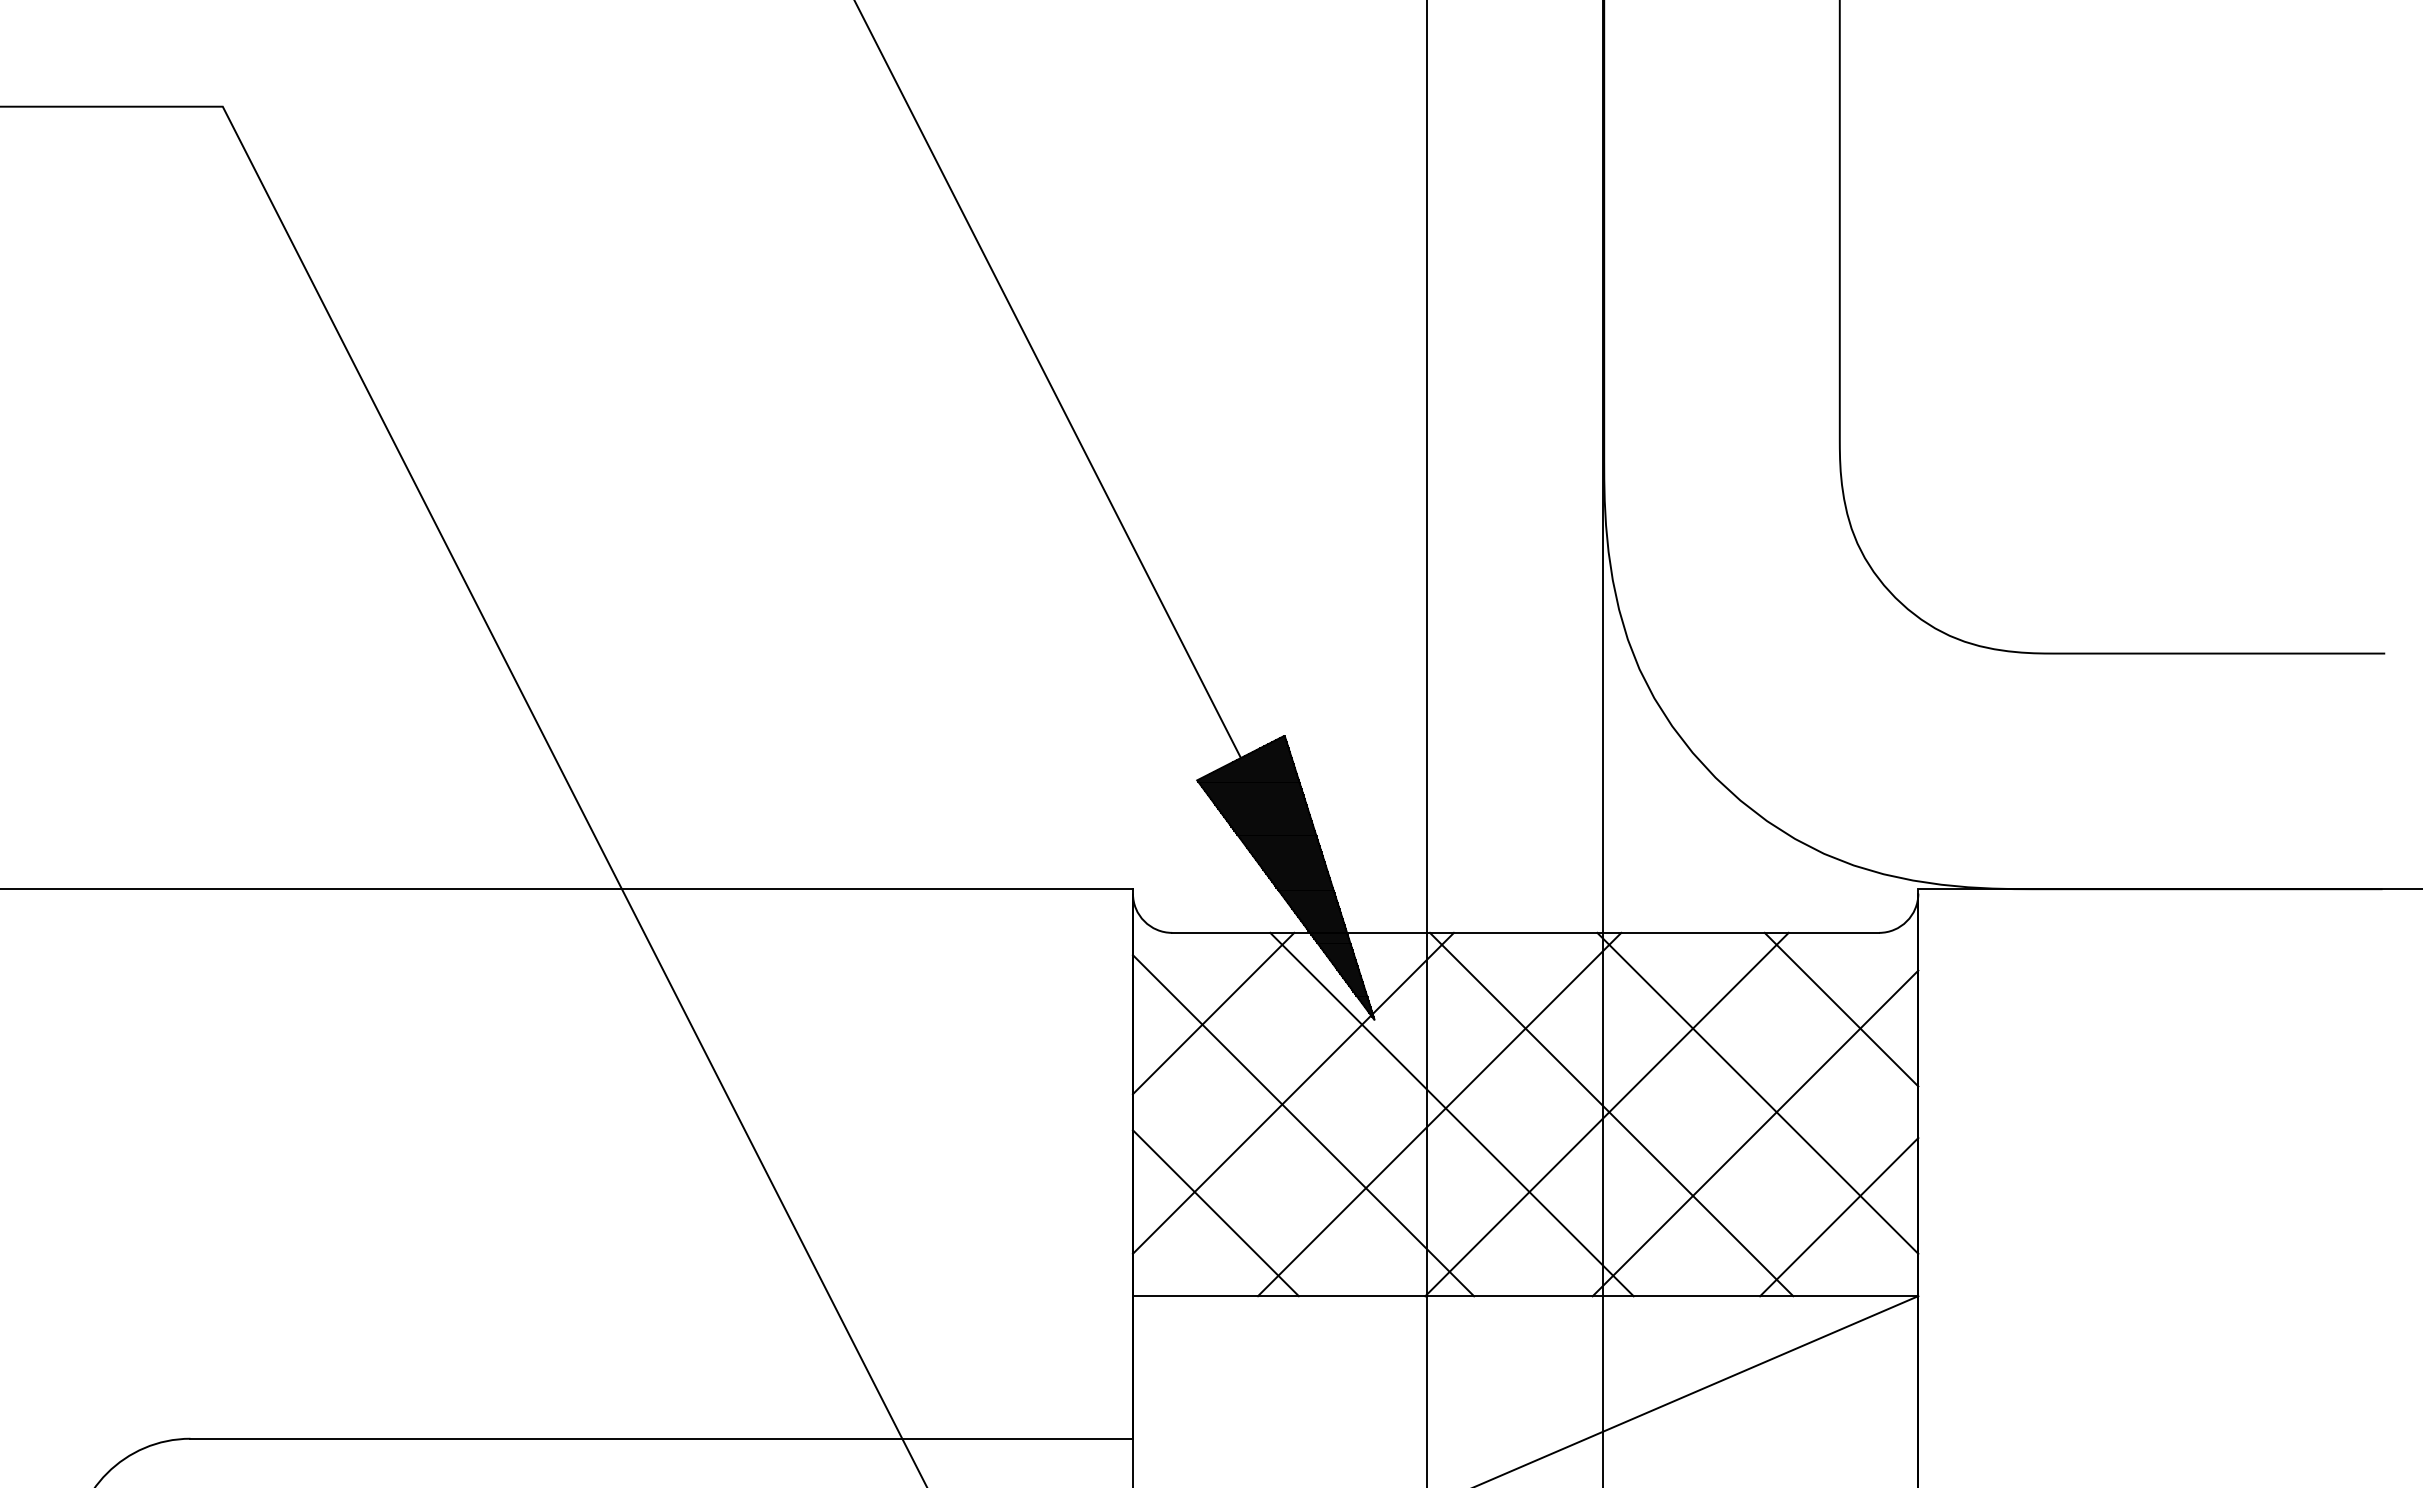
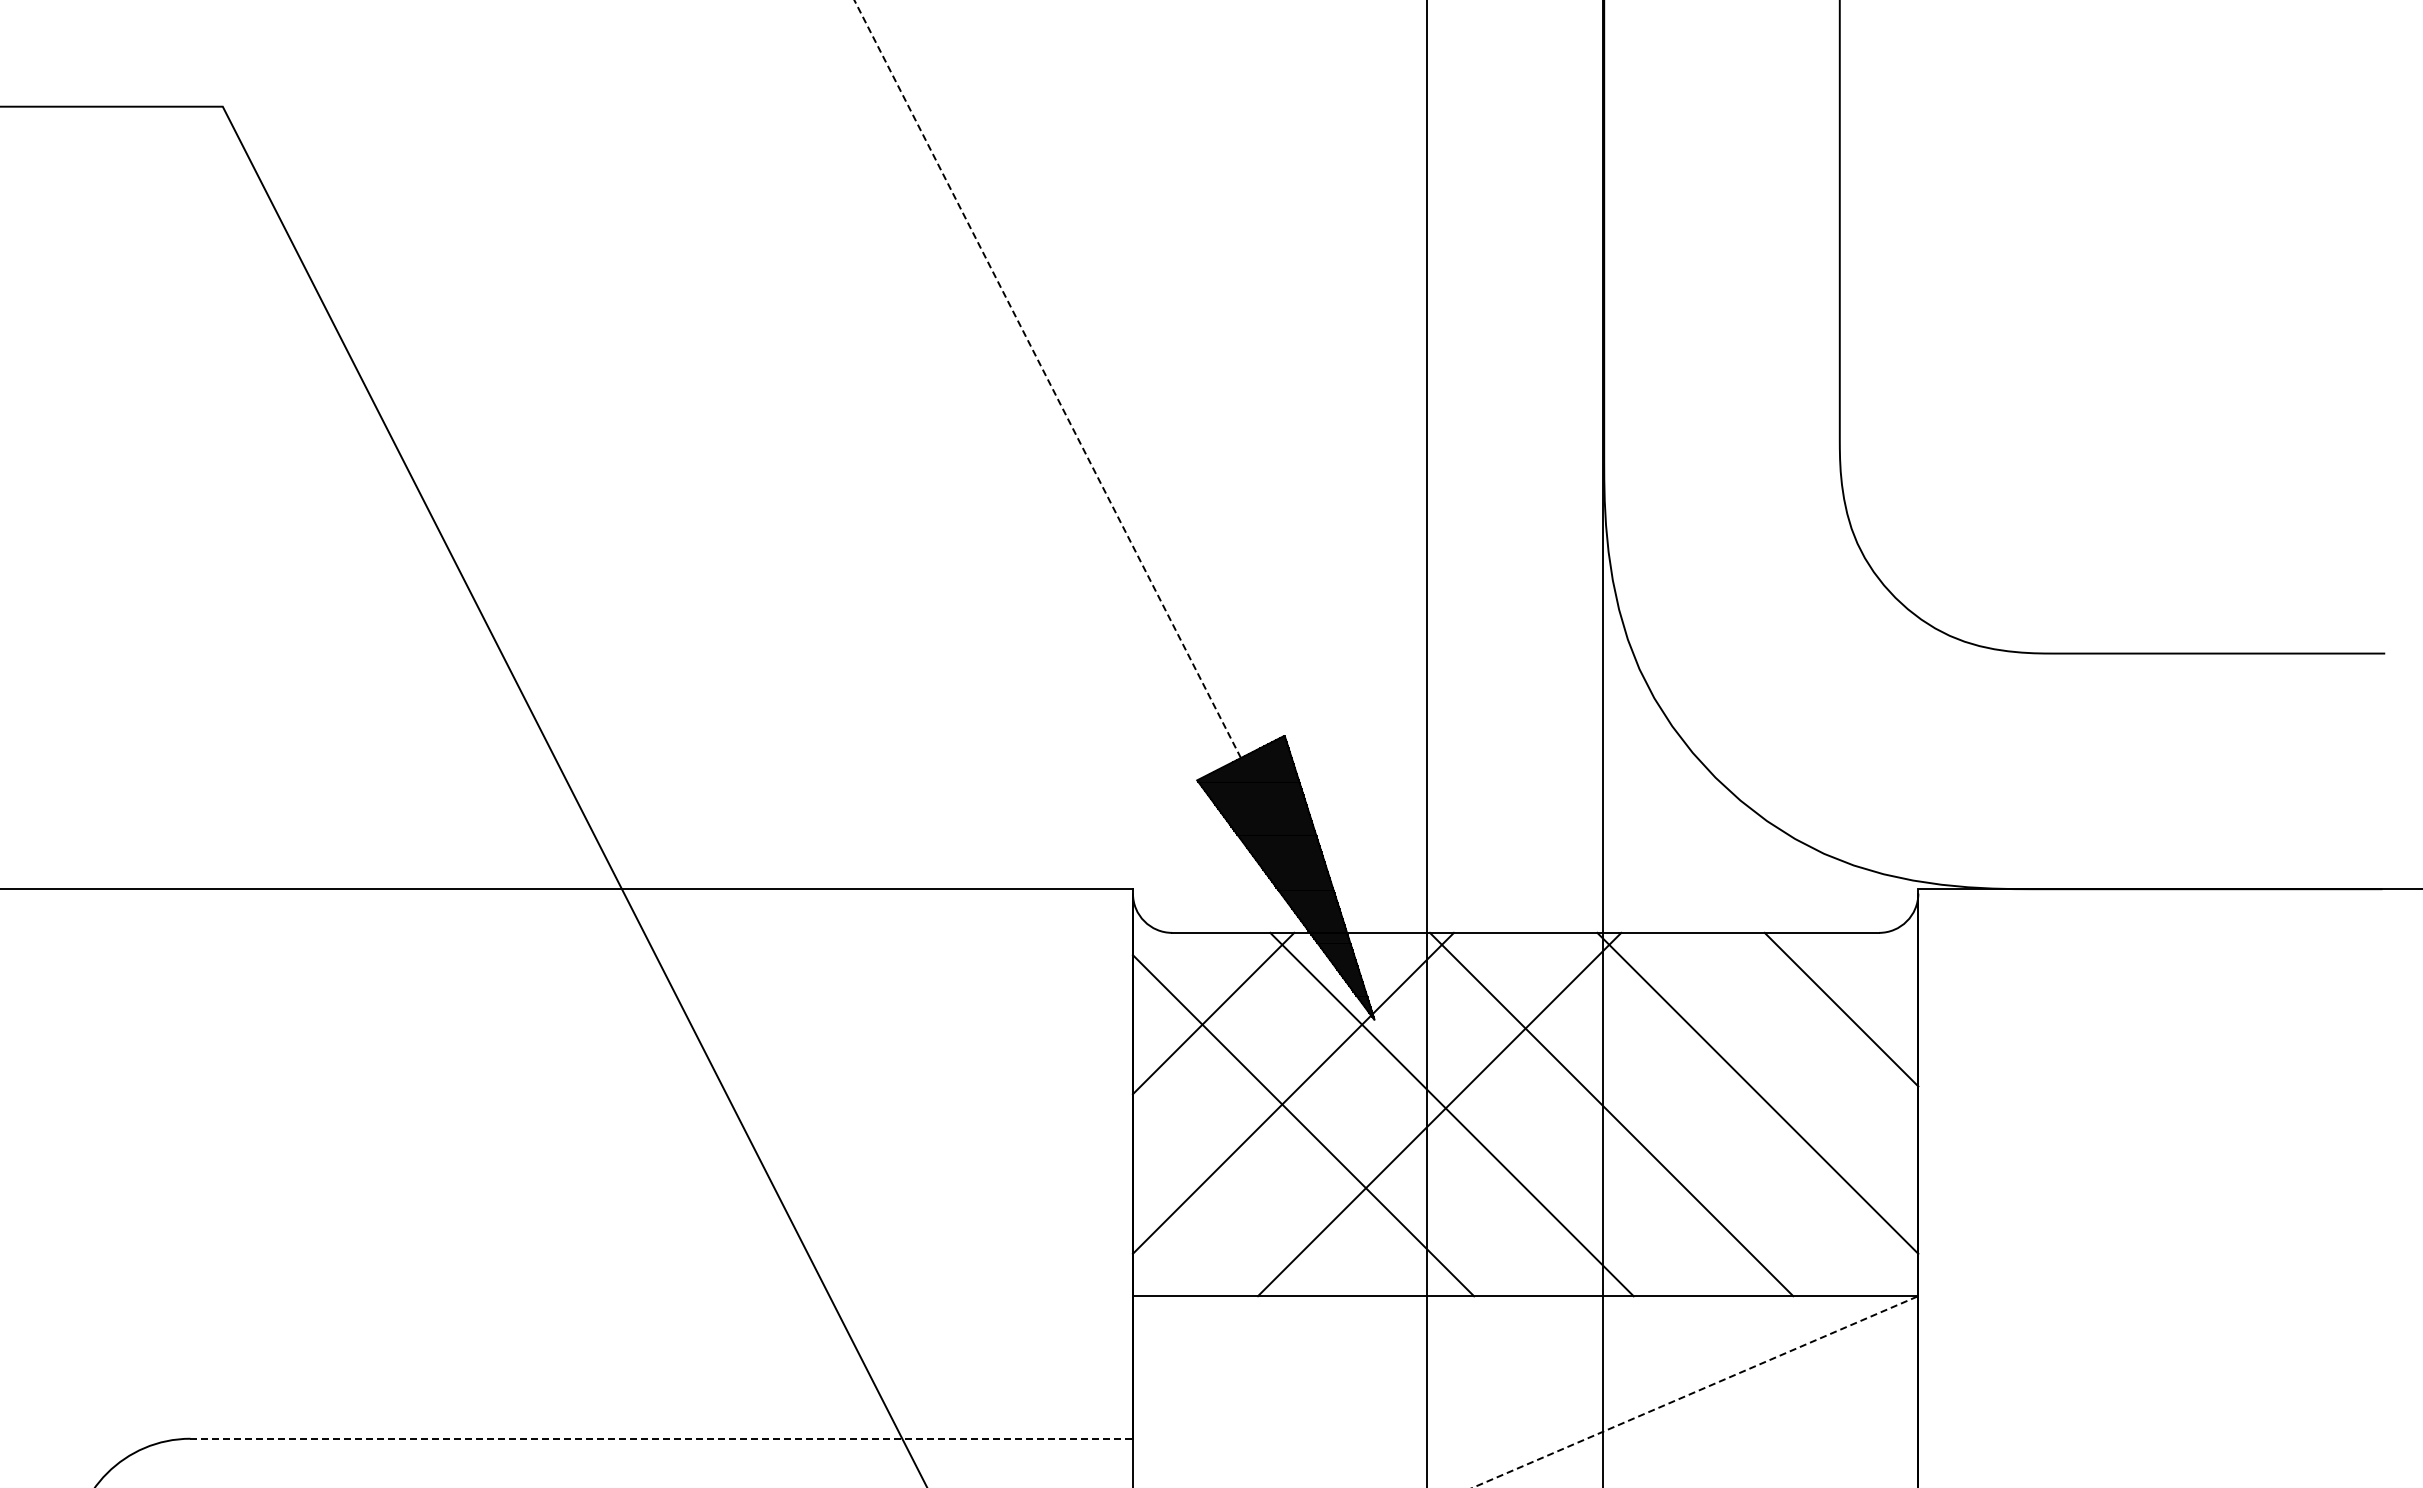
line: solid -> dashed (1047, 378)
line: present -> none (1606, 1114)
line: present -> none (1755, 1133)
line: present -> none (1215, 1213)
line: present -> none (1839, 1217)
line: solid -> dashed (1696, 1391)
line: solid -> dashed (662, 1438)
